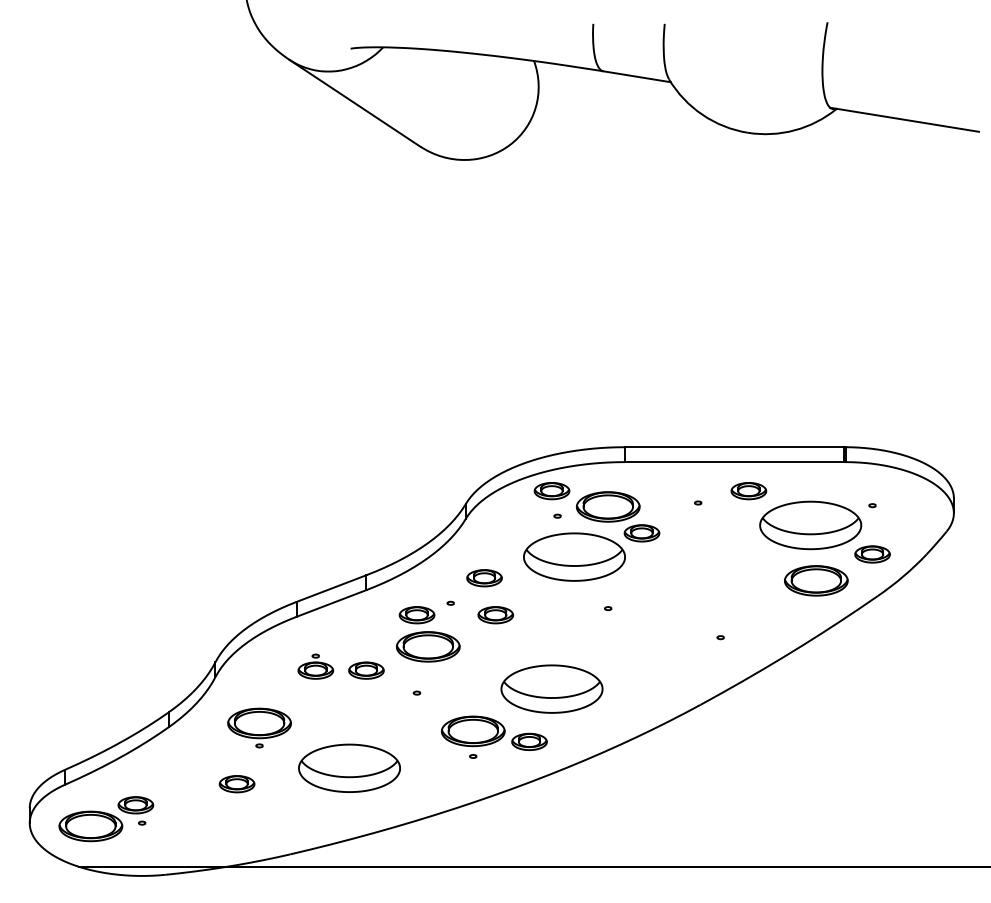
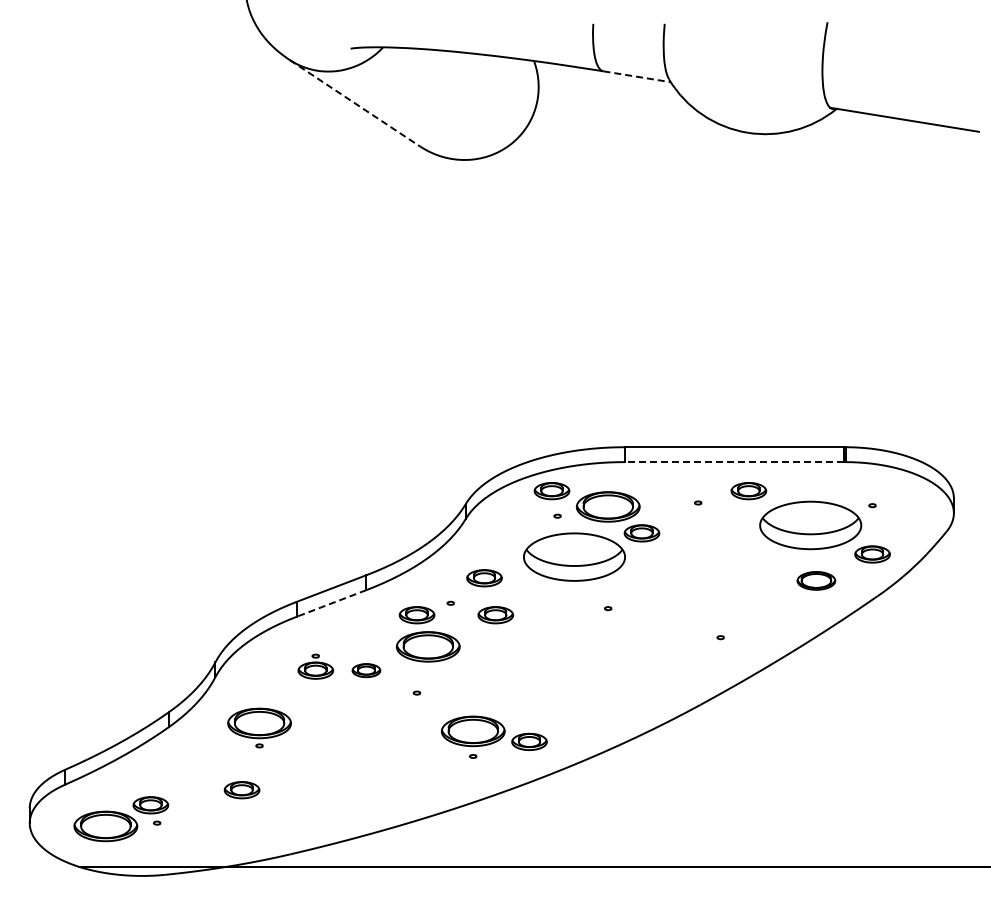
line: solid -> dashed (637, 76)
line: solid -> dashed (355, 103)
line: solid -> dashed (734, 462)
part size: 65x32 px -> 41x20 px (816, 580)
line: solid -> dashed (331, 603)
part size: 37x19 px -> 31x16 px (366, 670)
part: present -> none (551, 688)
part: present -> none (349, 767)
part position: (236, 784) -> (241, 790) (241, 790)
part position: (106, 819) -> (121, 819) (121, 819)
